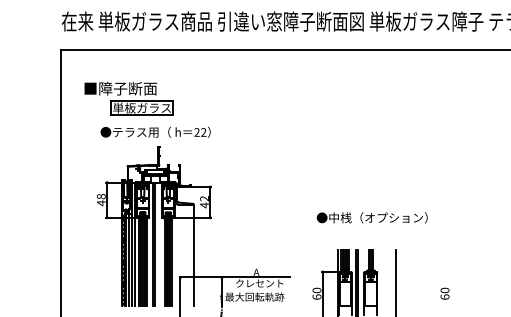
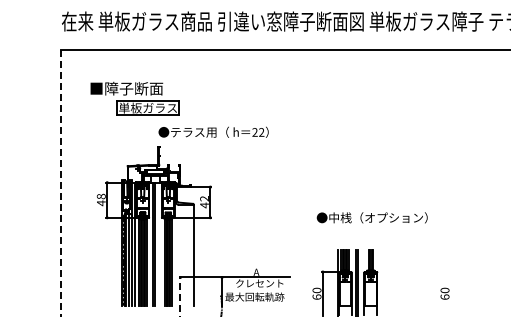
part position: (128, 98) -> (134, 98) (134, 98)
text position: (155, 131) -> (213, 131) (213, 131)
line: solid -> dashed (61, 183)
line: present -> none (396, 281)
line: solid -> dashed (180, 296)
